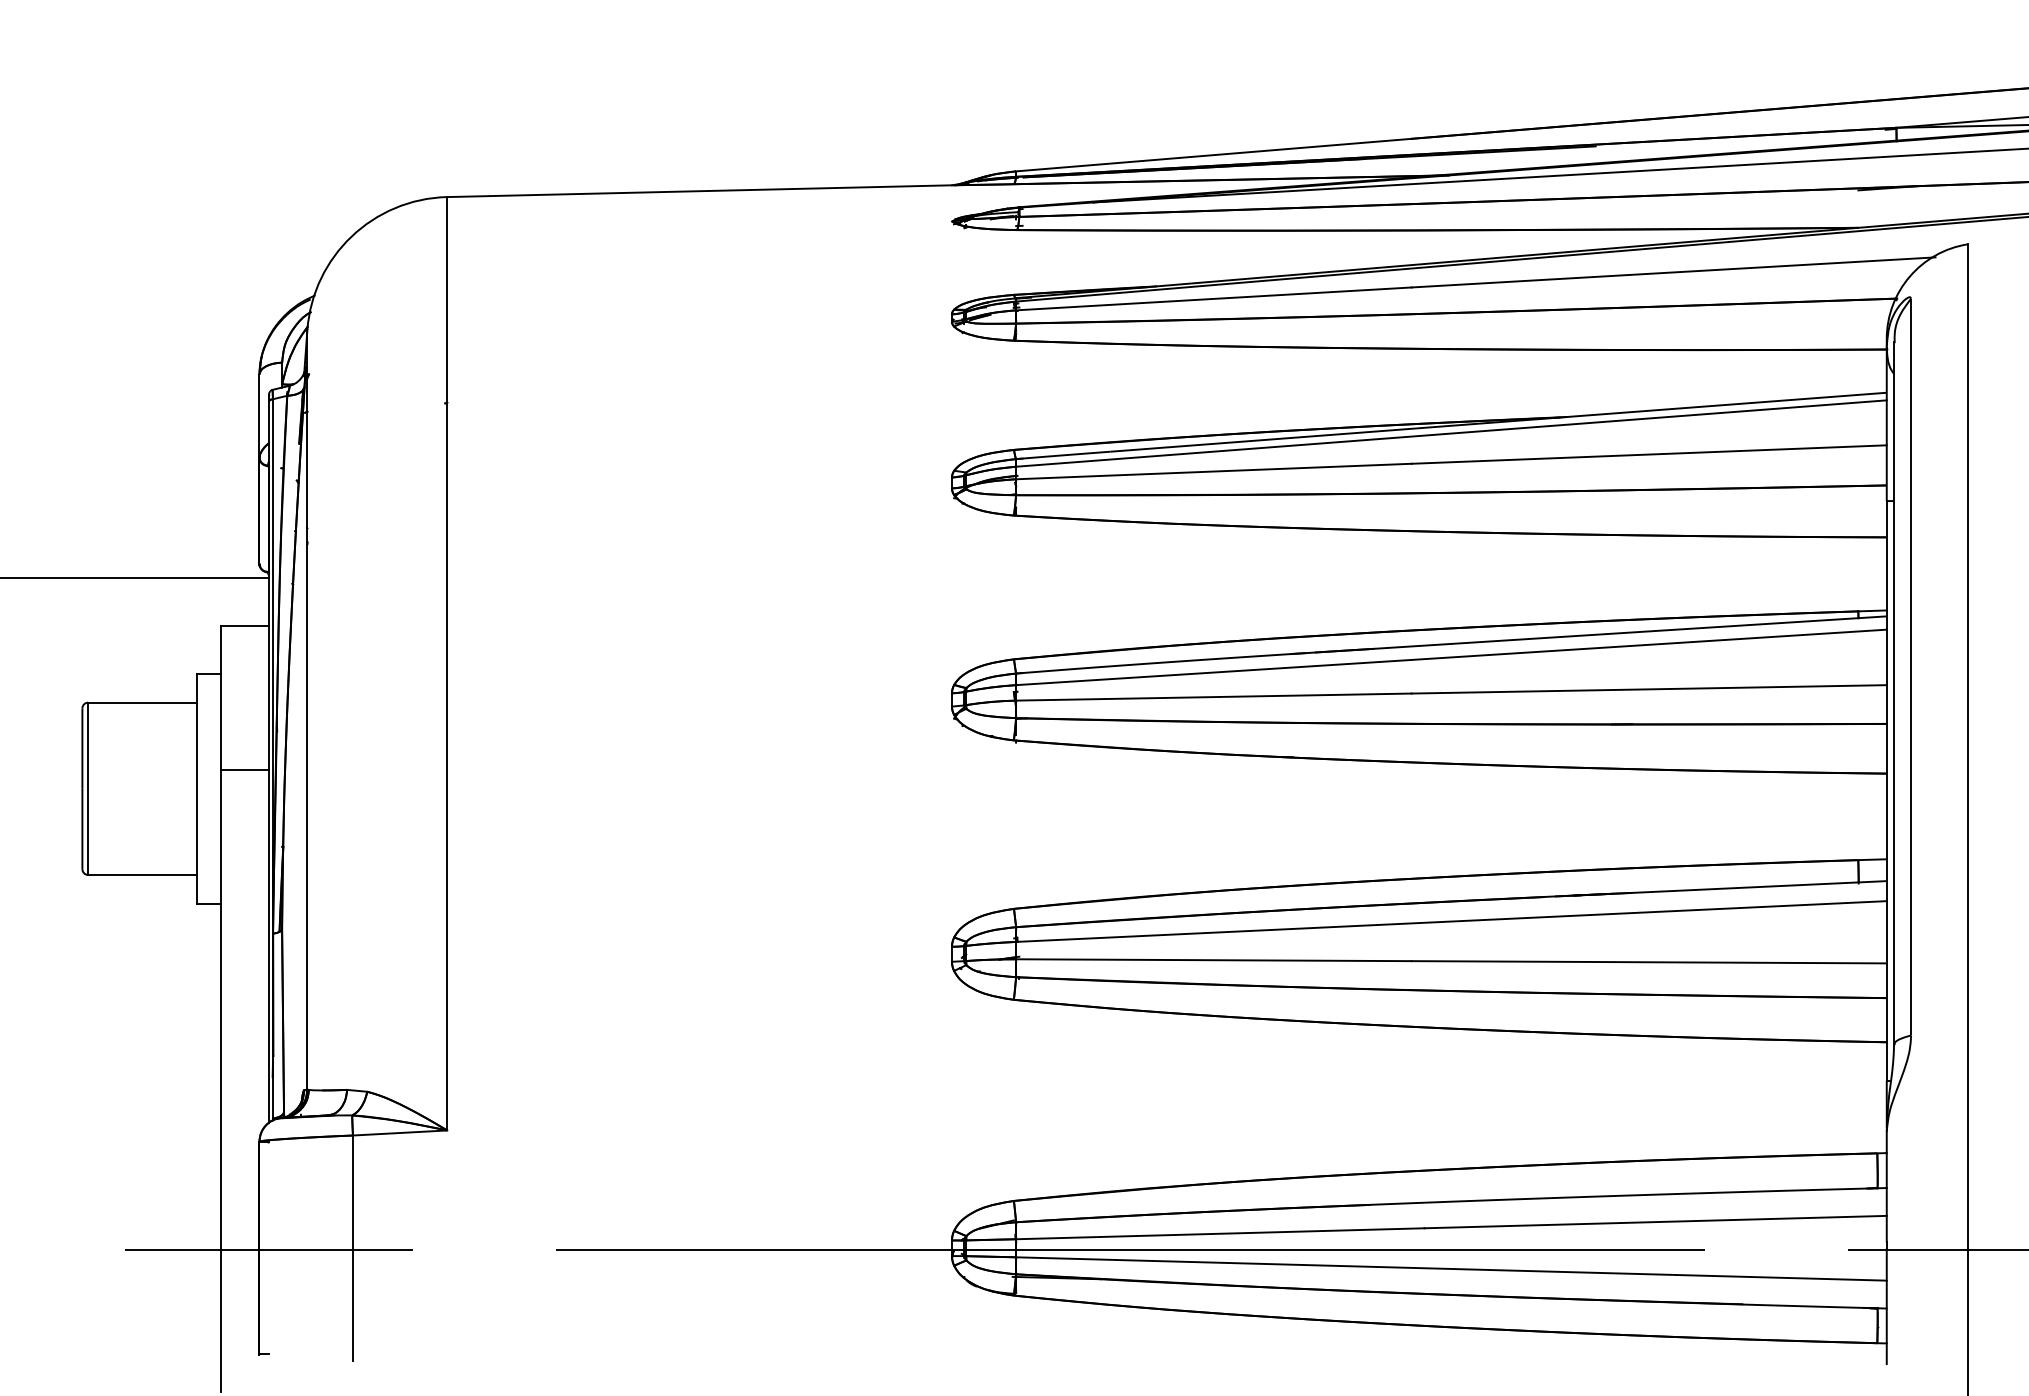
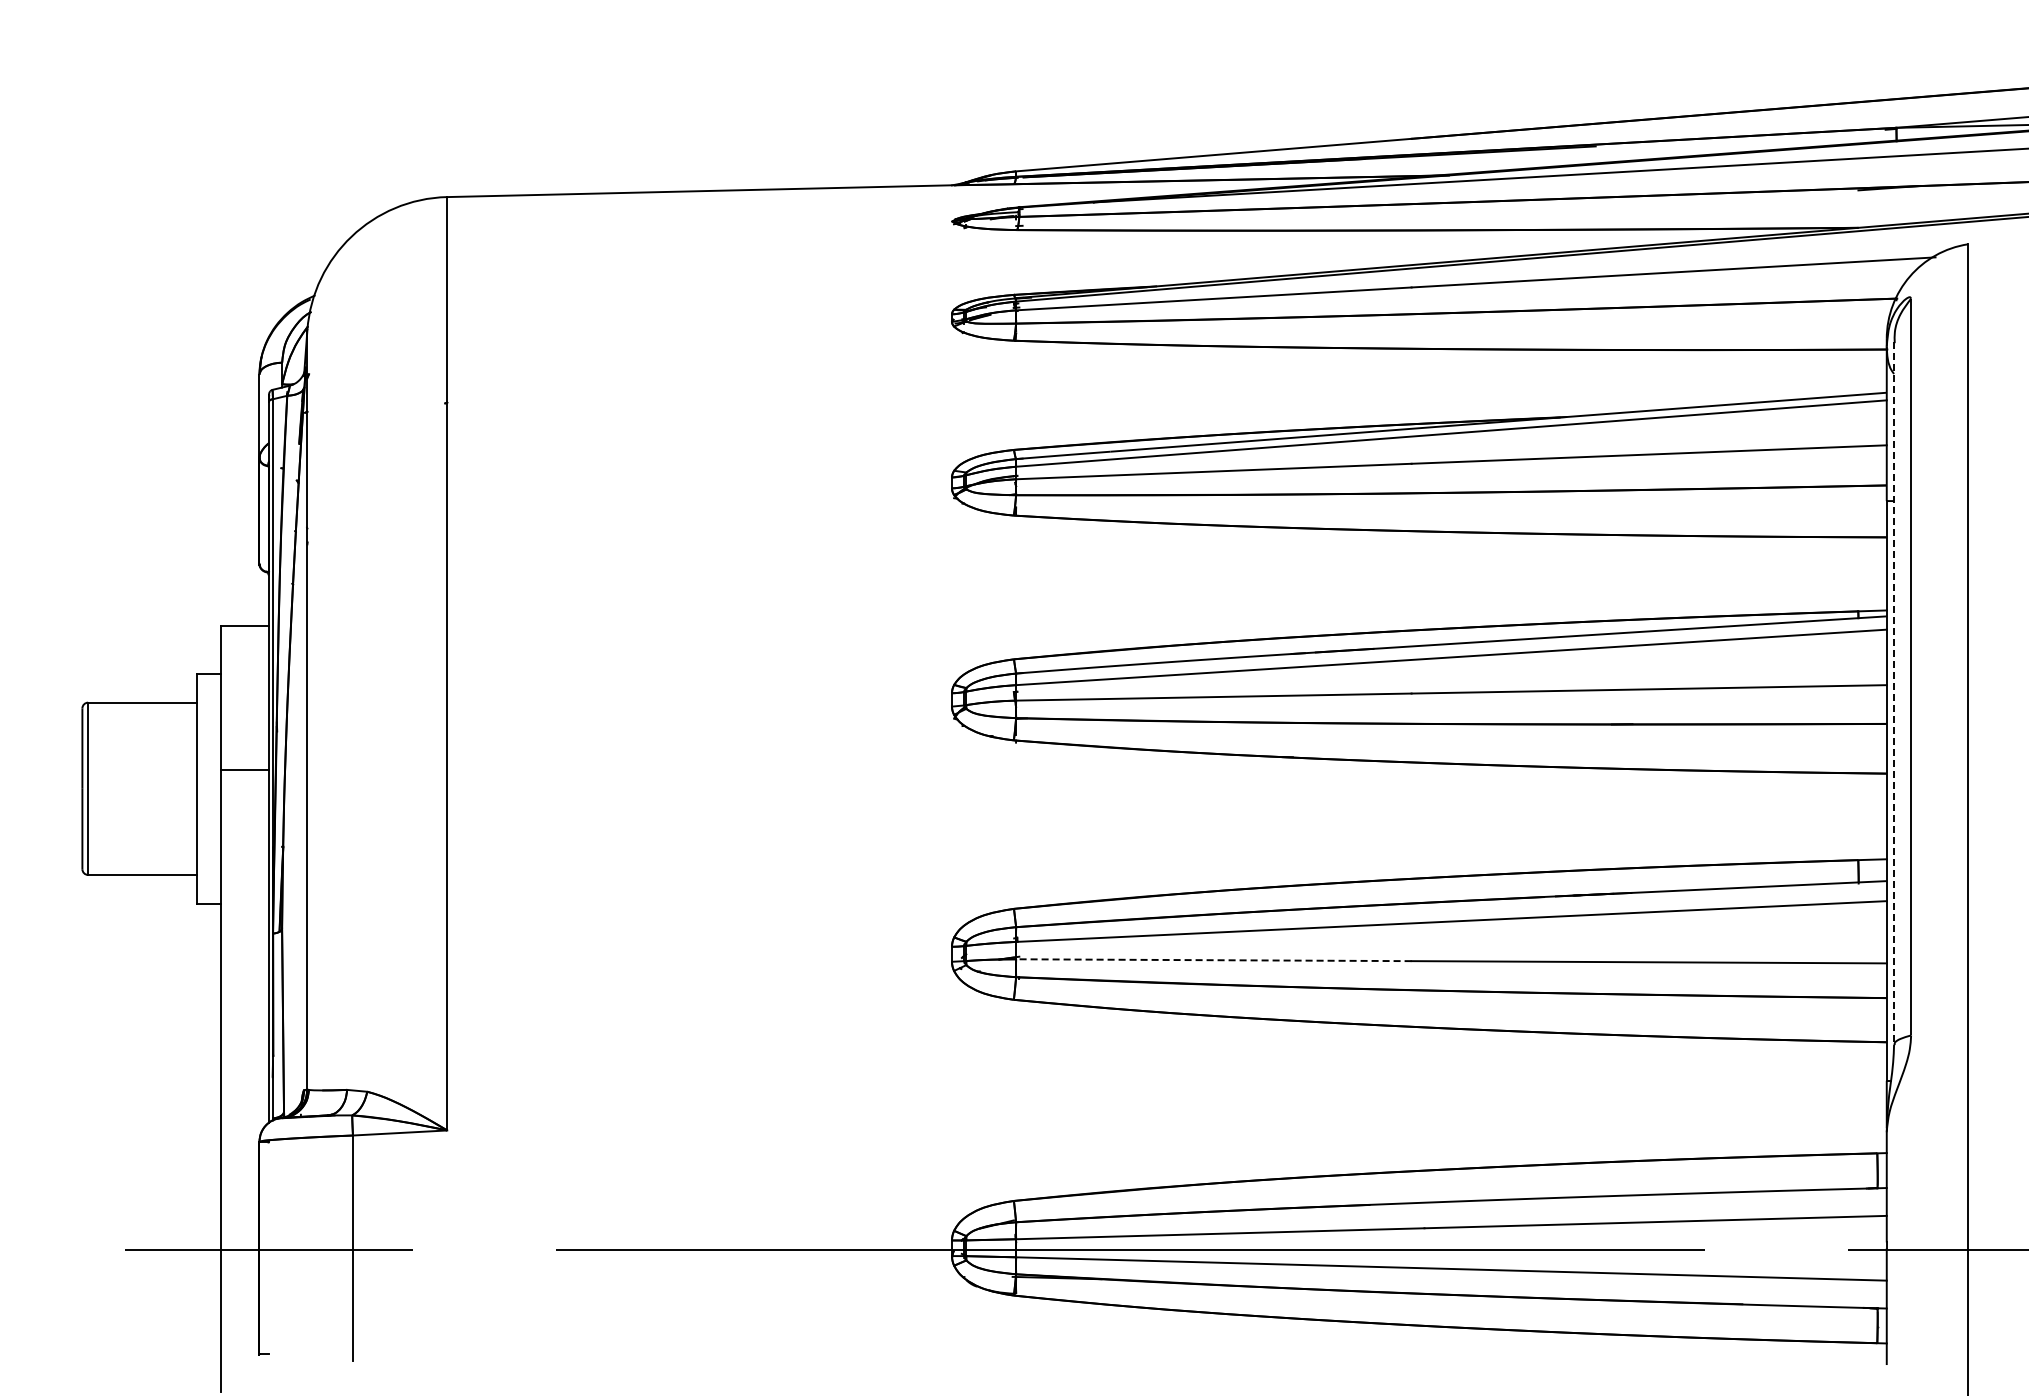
line: present -> none (135, 578)
line: solid -> dashed (1894, 694)
line: solid -> dashed (1213, 960)
